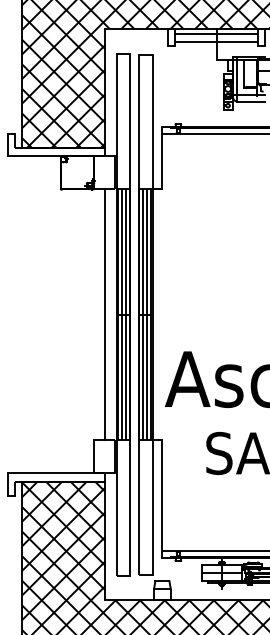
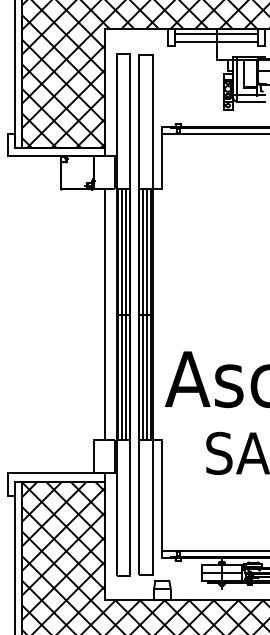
line: none -> present (14, 74)
line: none -> present (14, 556)
